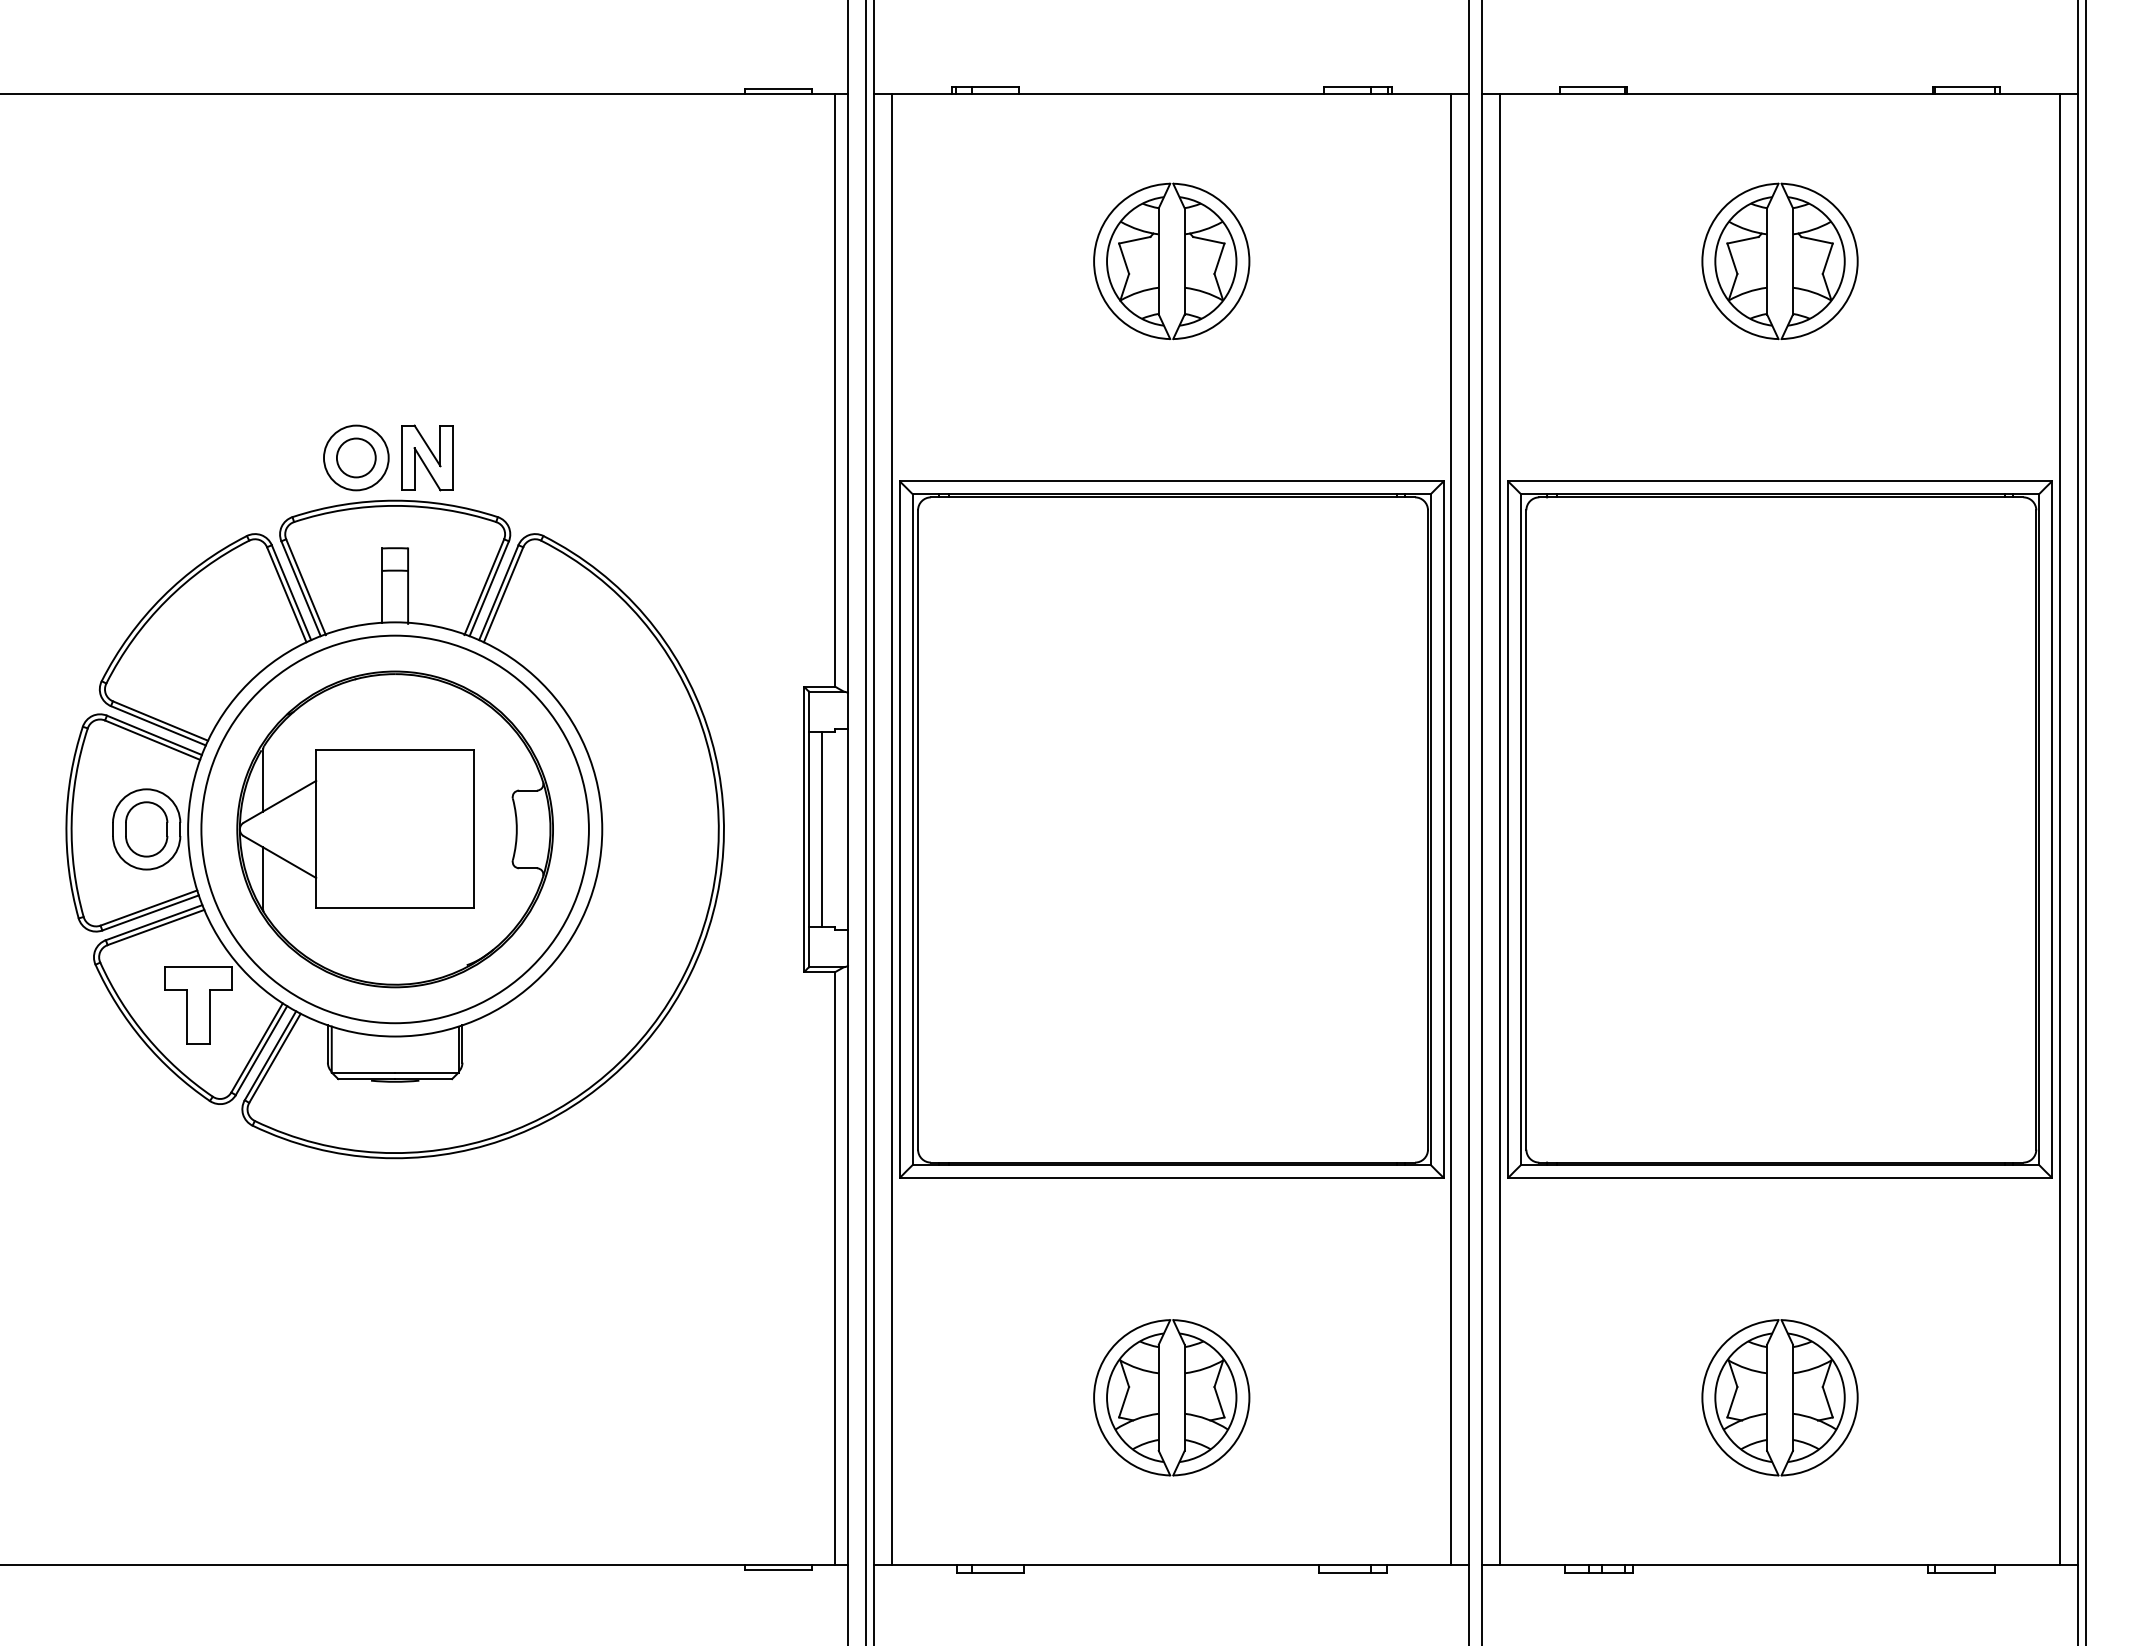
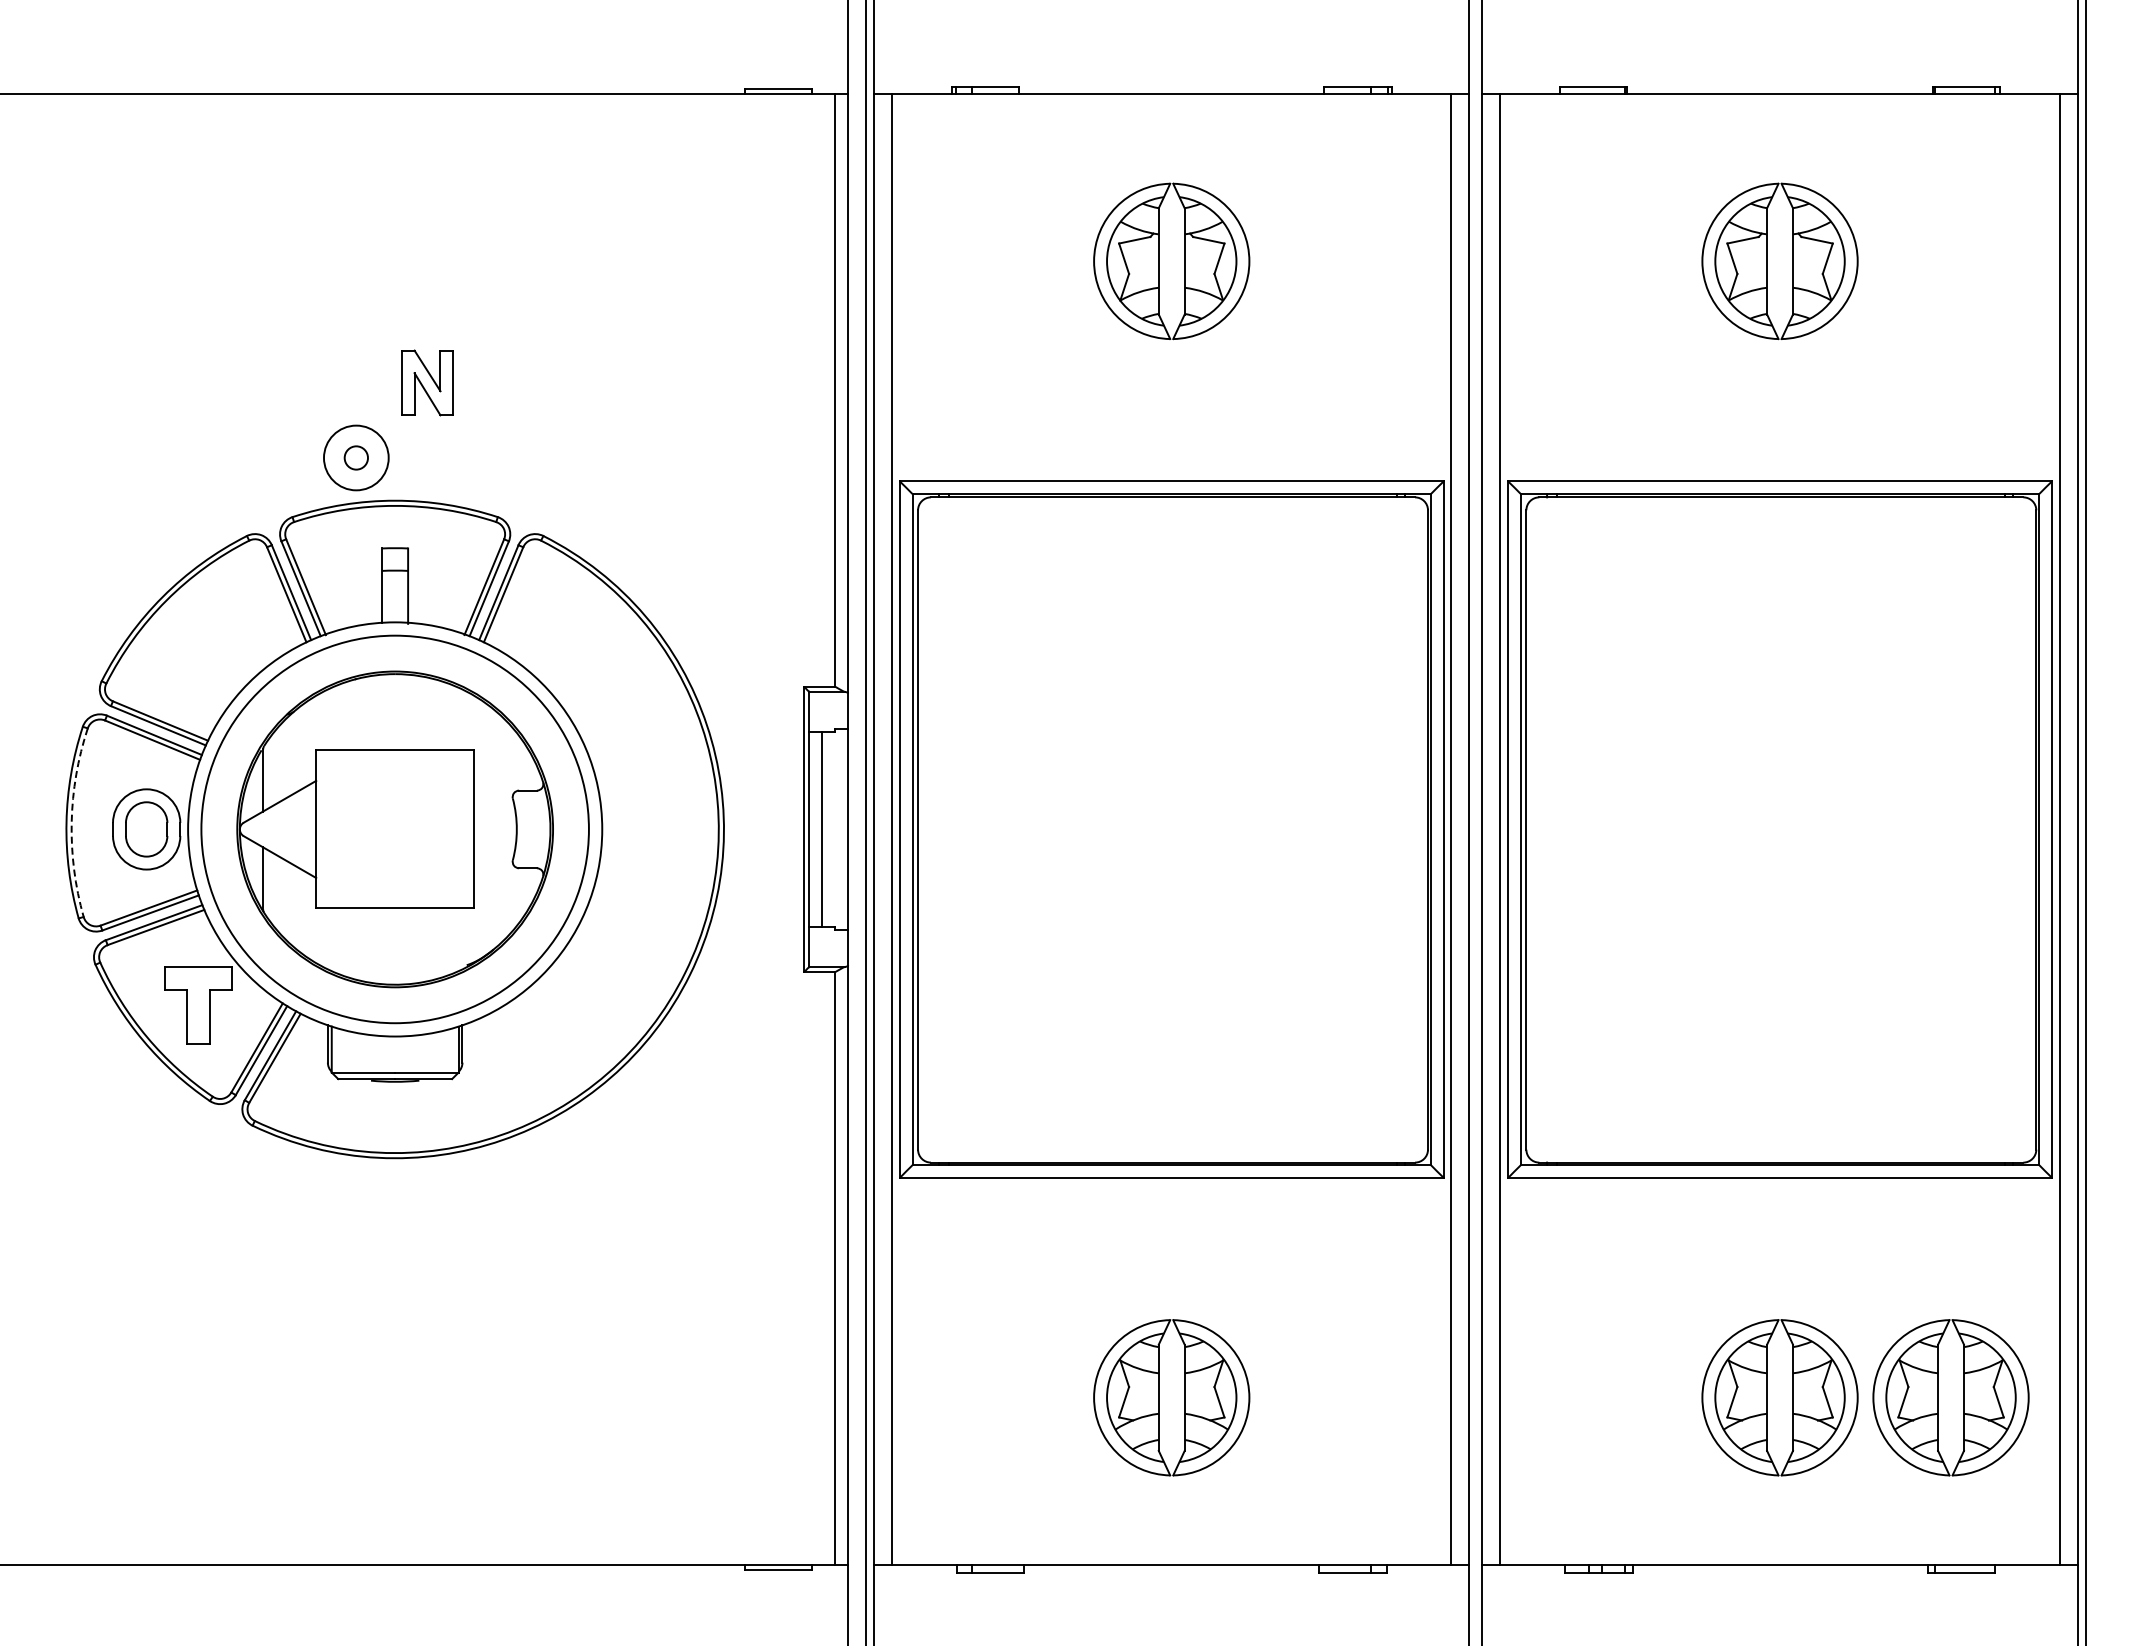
circle diameter: 39 px -> 23 px (356, 457)
part position: (427, 457) -> (427, 382) (427, 382)
arc: solid -> dashed (71, 822)
part: none -> present (1950, 1397)
